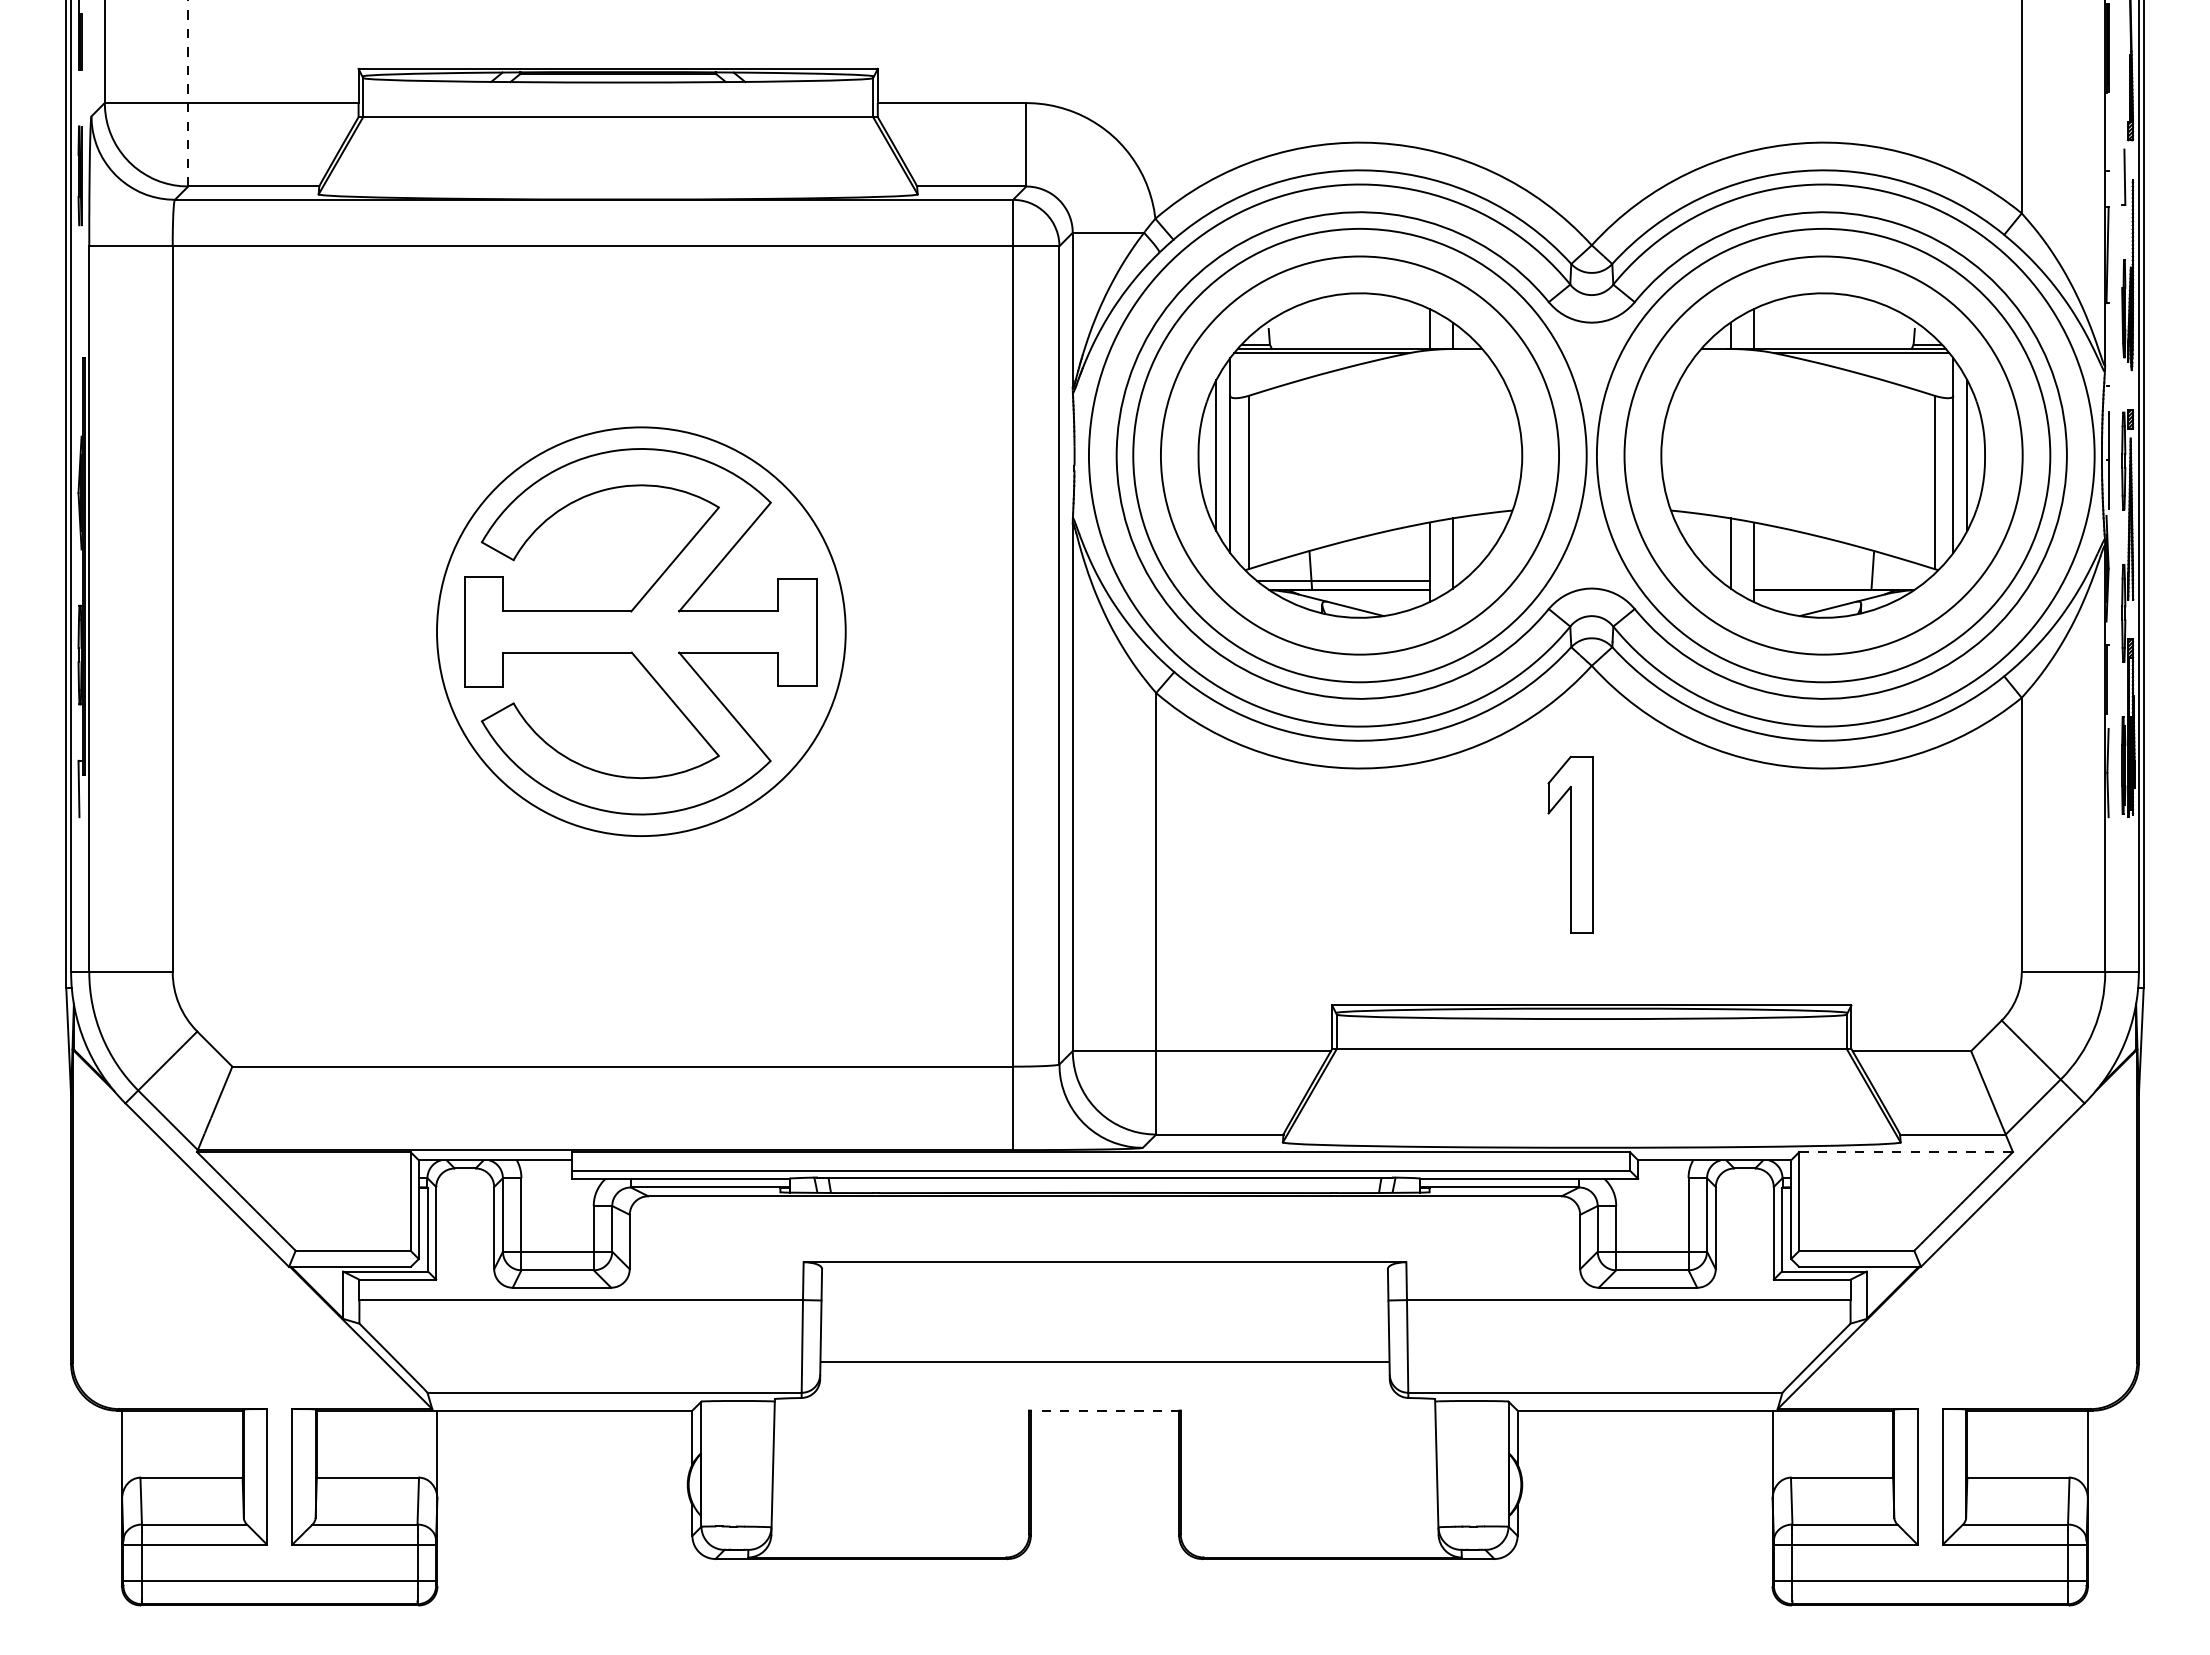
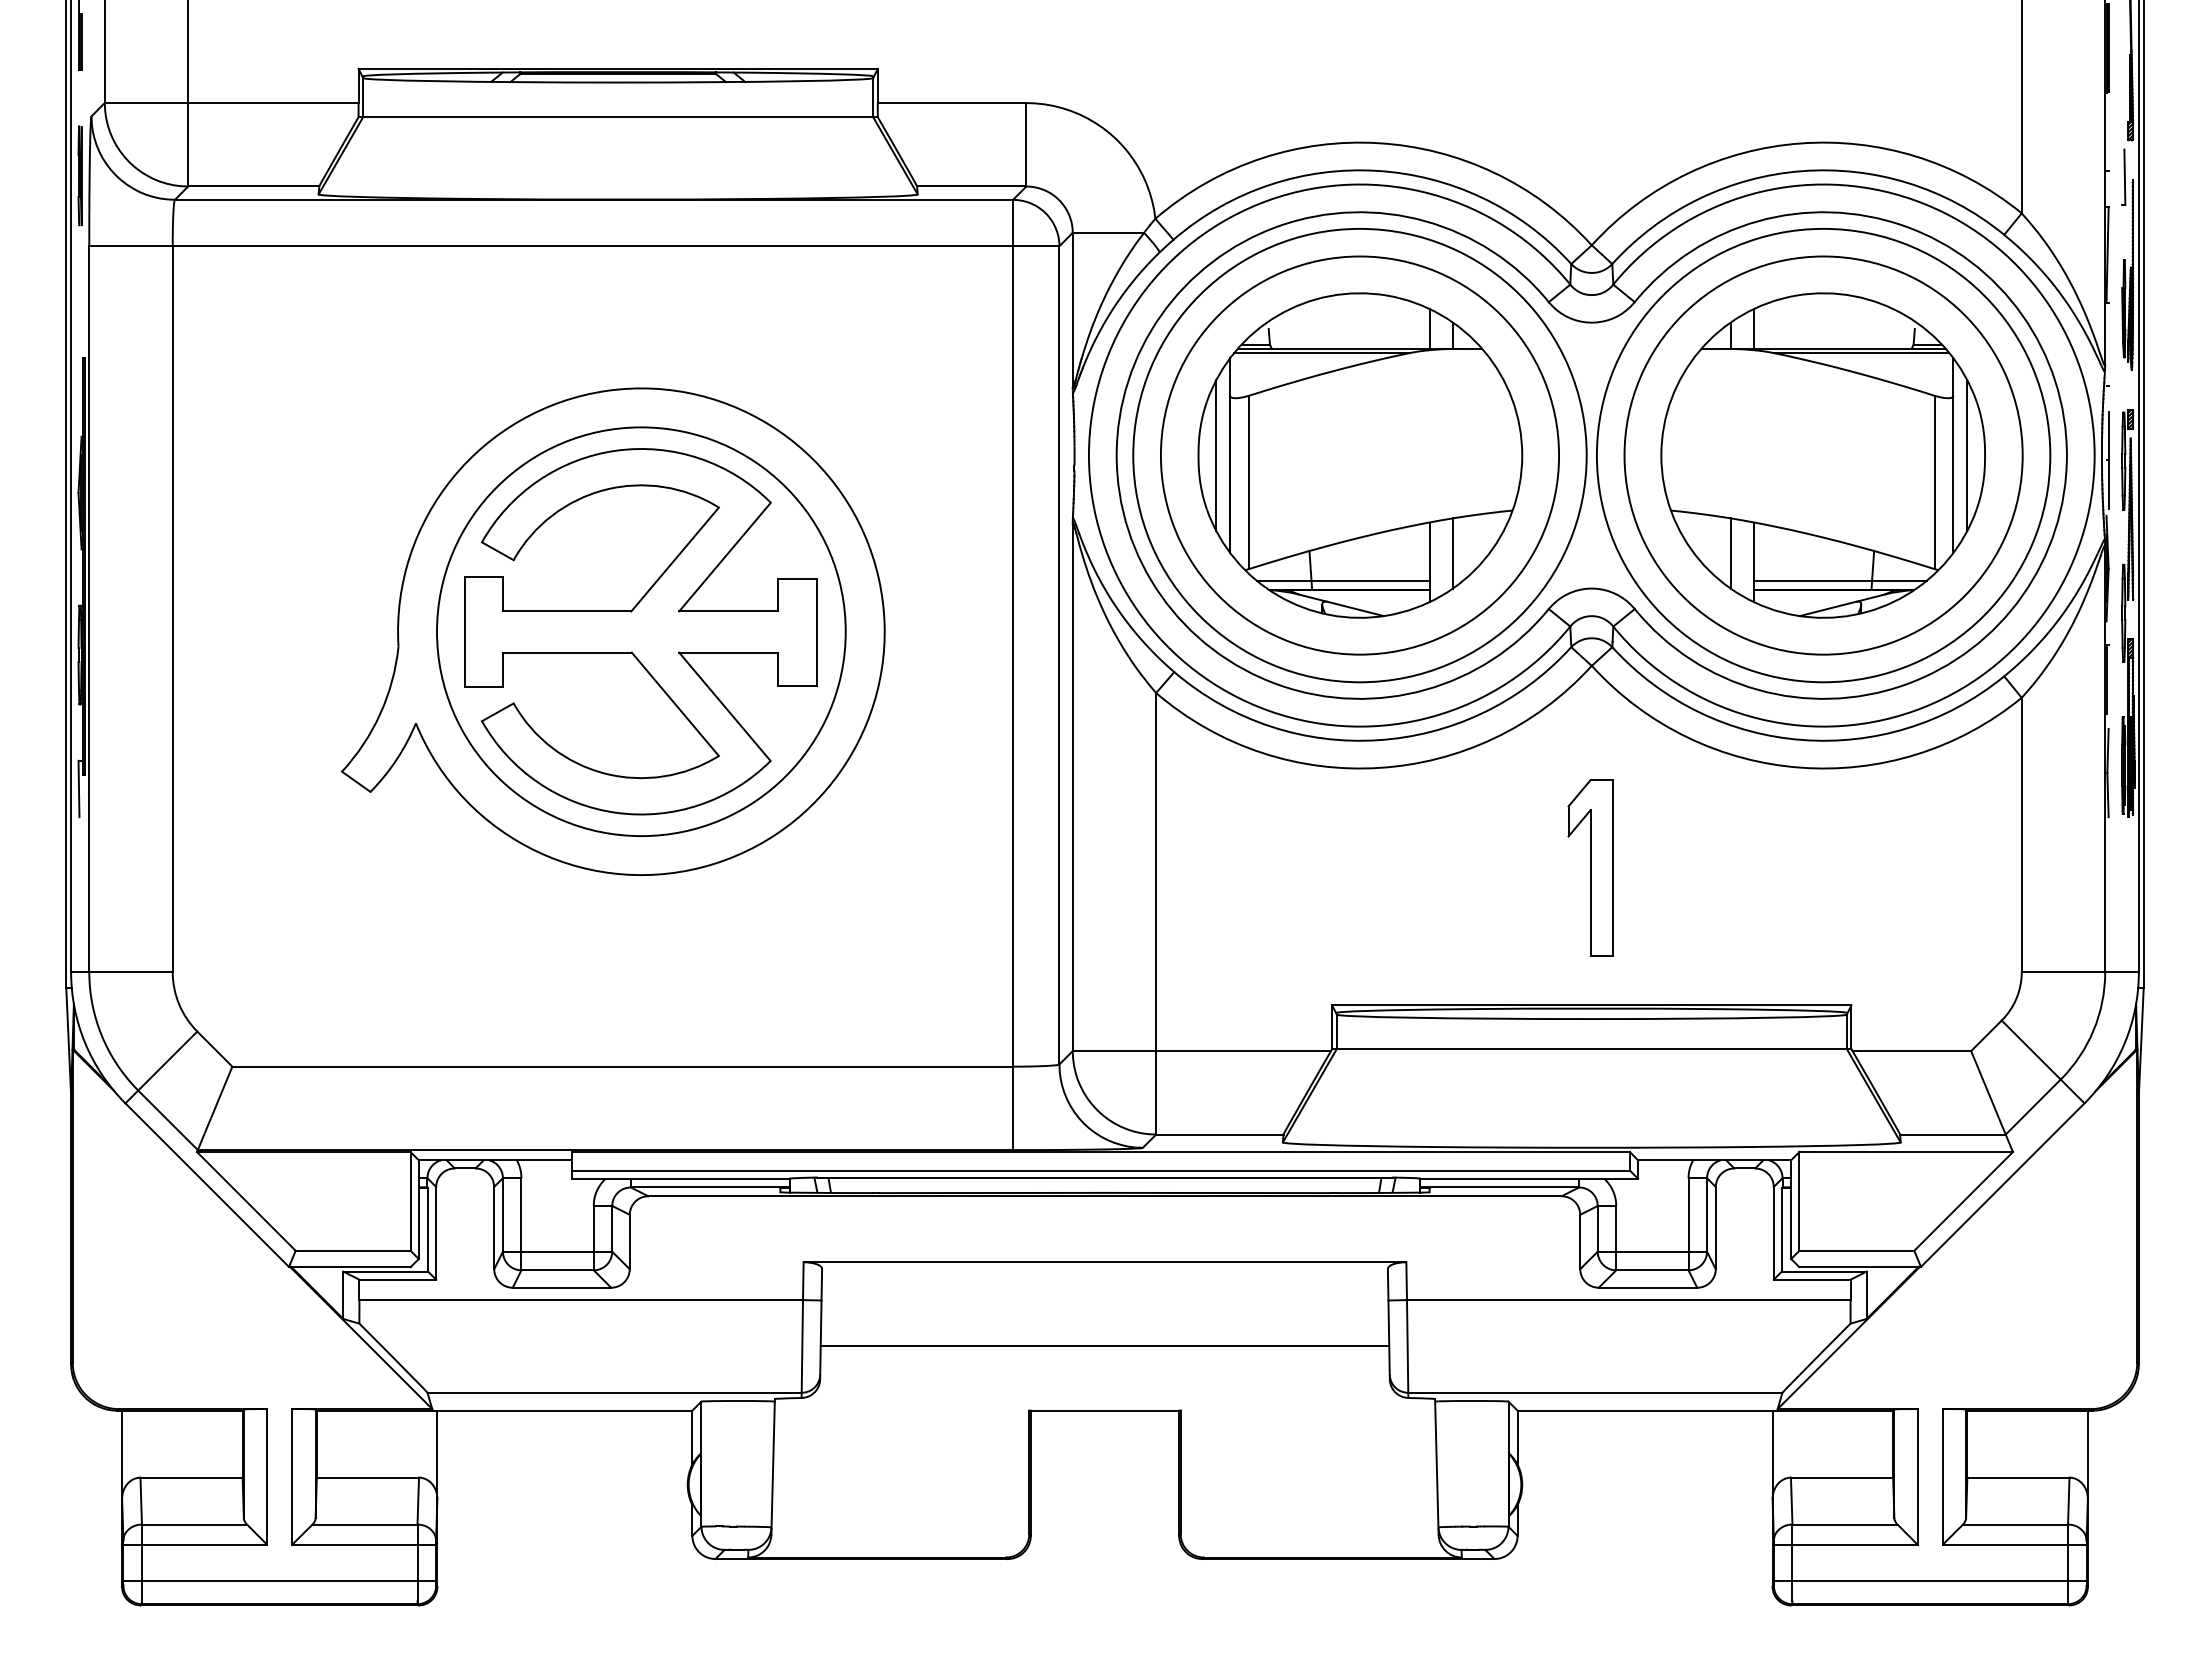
line: dashed -> solid (188, 93)
line: none -> present (1840, 580)
part: none -> present (612, 631)
part position: (1570, 844) -> (1590, 867) (1590, 867)
line: dashed -> solid (1906, 1152)
line position: (1104, 1361) -> (1104, 1345) (1104, 1345)
line: dashed -> solid (1105, 1410)
